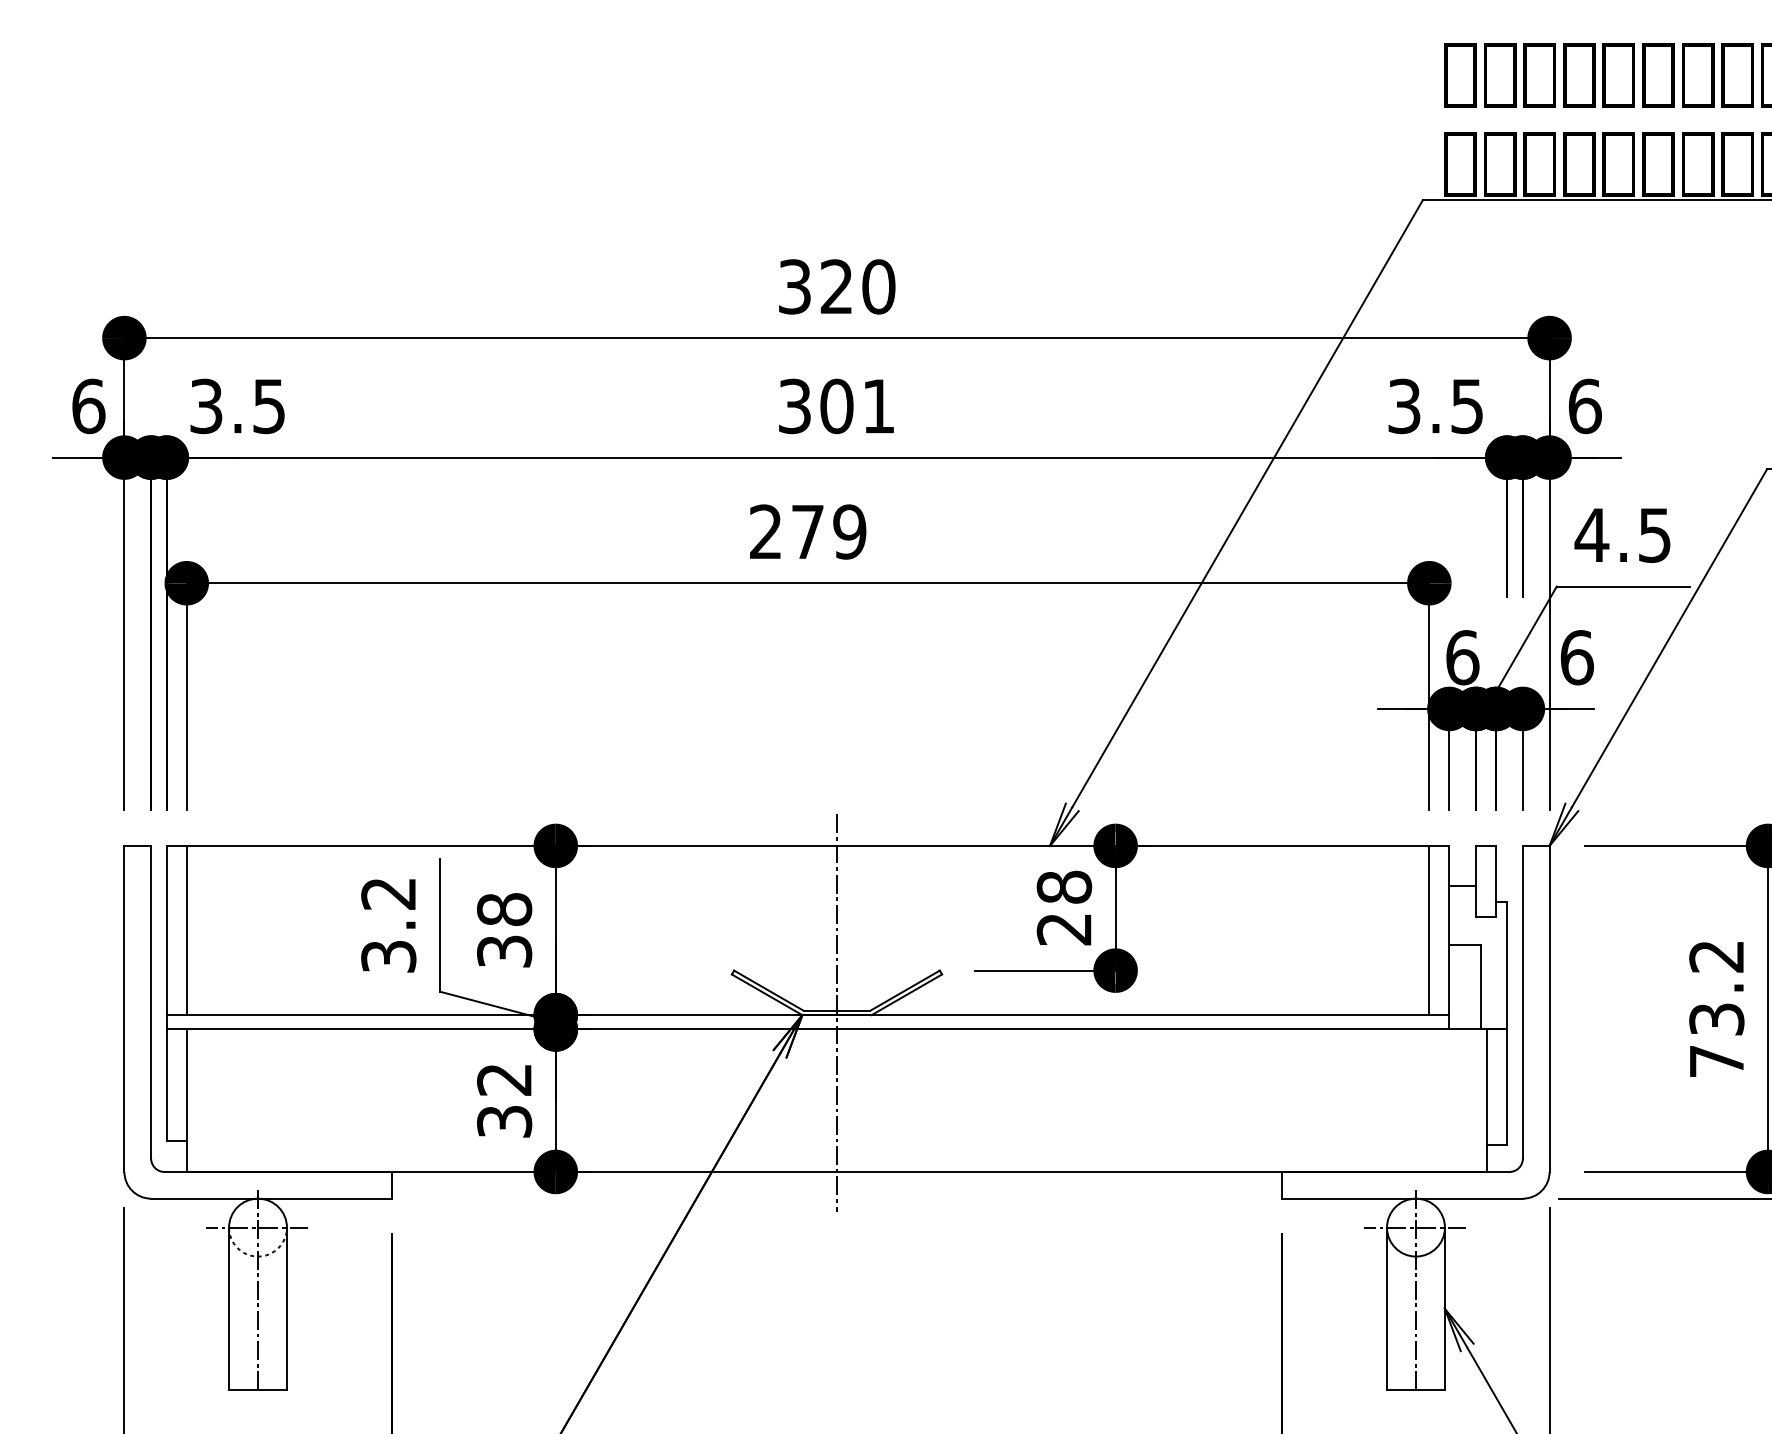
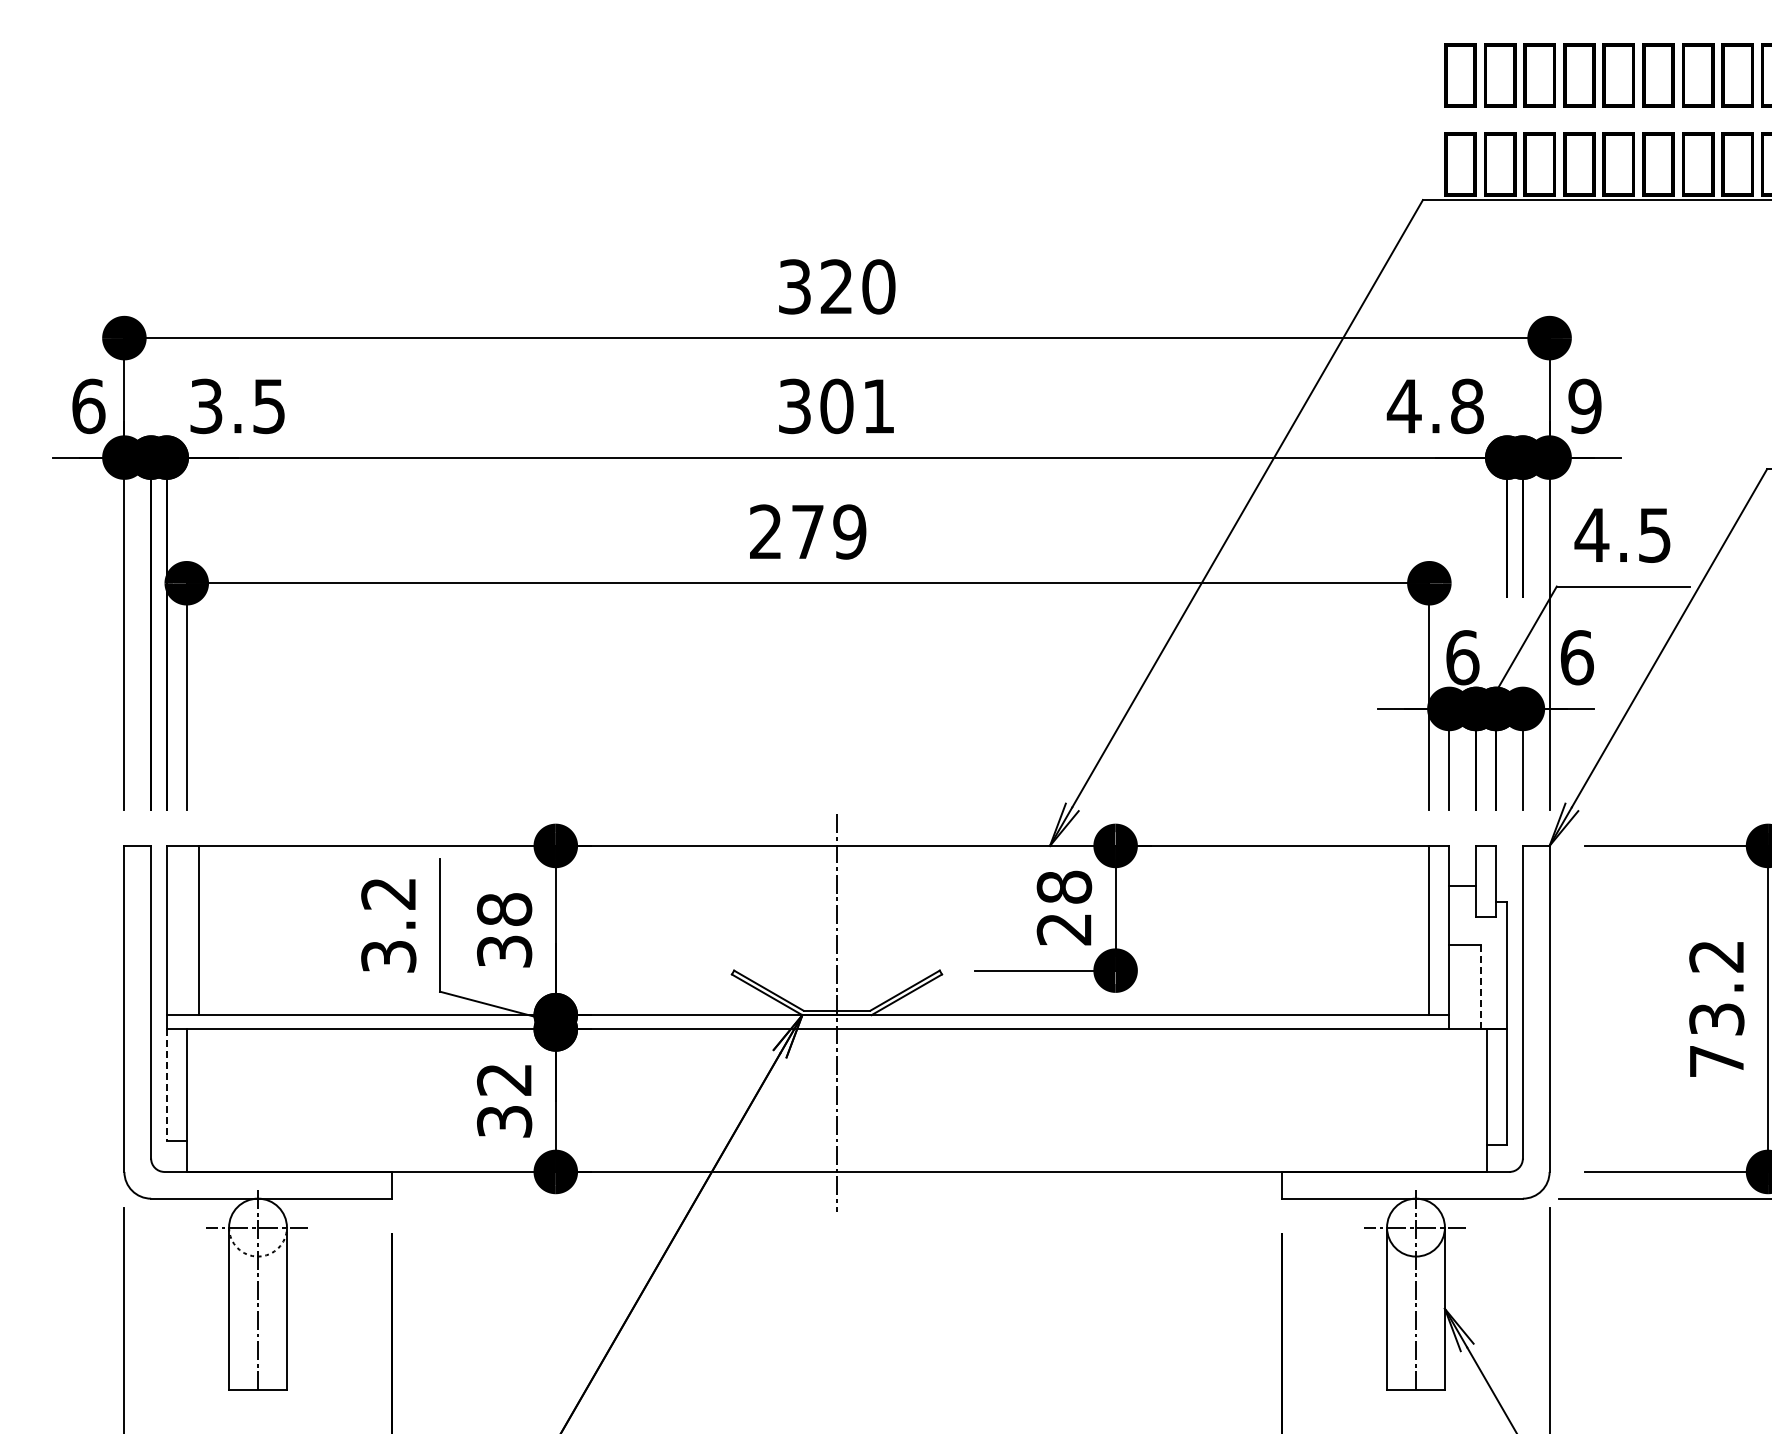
text: 3.5 -> 4.8 (1434, 406)
text: 6 -> 9 (1584, 406)
line position: (186, 930) -> (198, 930) (198, 930)
line: solid -> dashed (1480, 986)
line: solid -> dashed (166, 1085)
